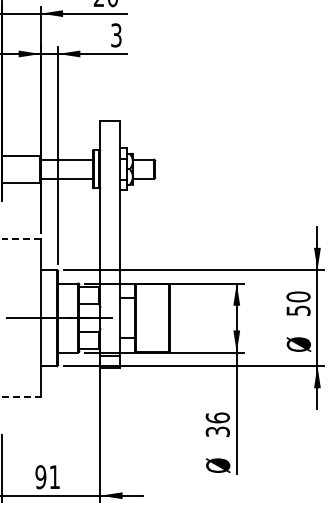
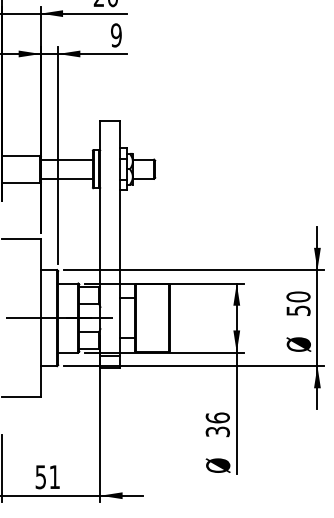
text: 3 -> 9 (116, 35)
line: dashed -> solid (21, 239)
line: dashed -> solid (22, 396)
text: 91 -> 51 (40, 476)
